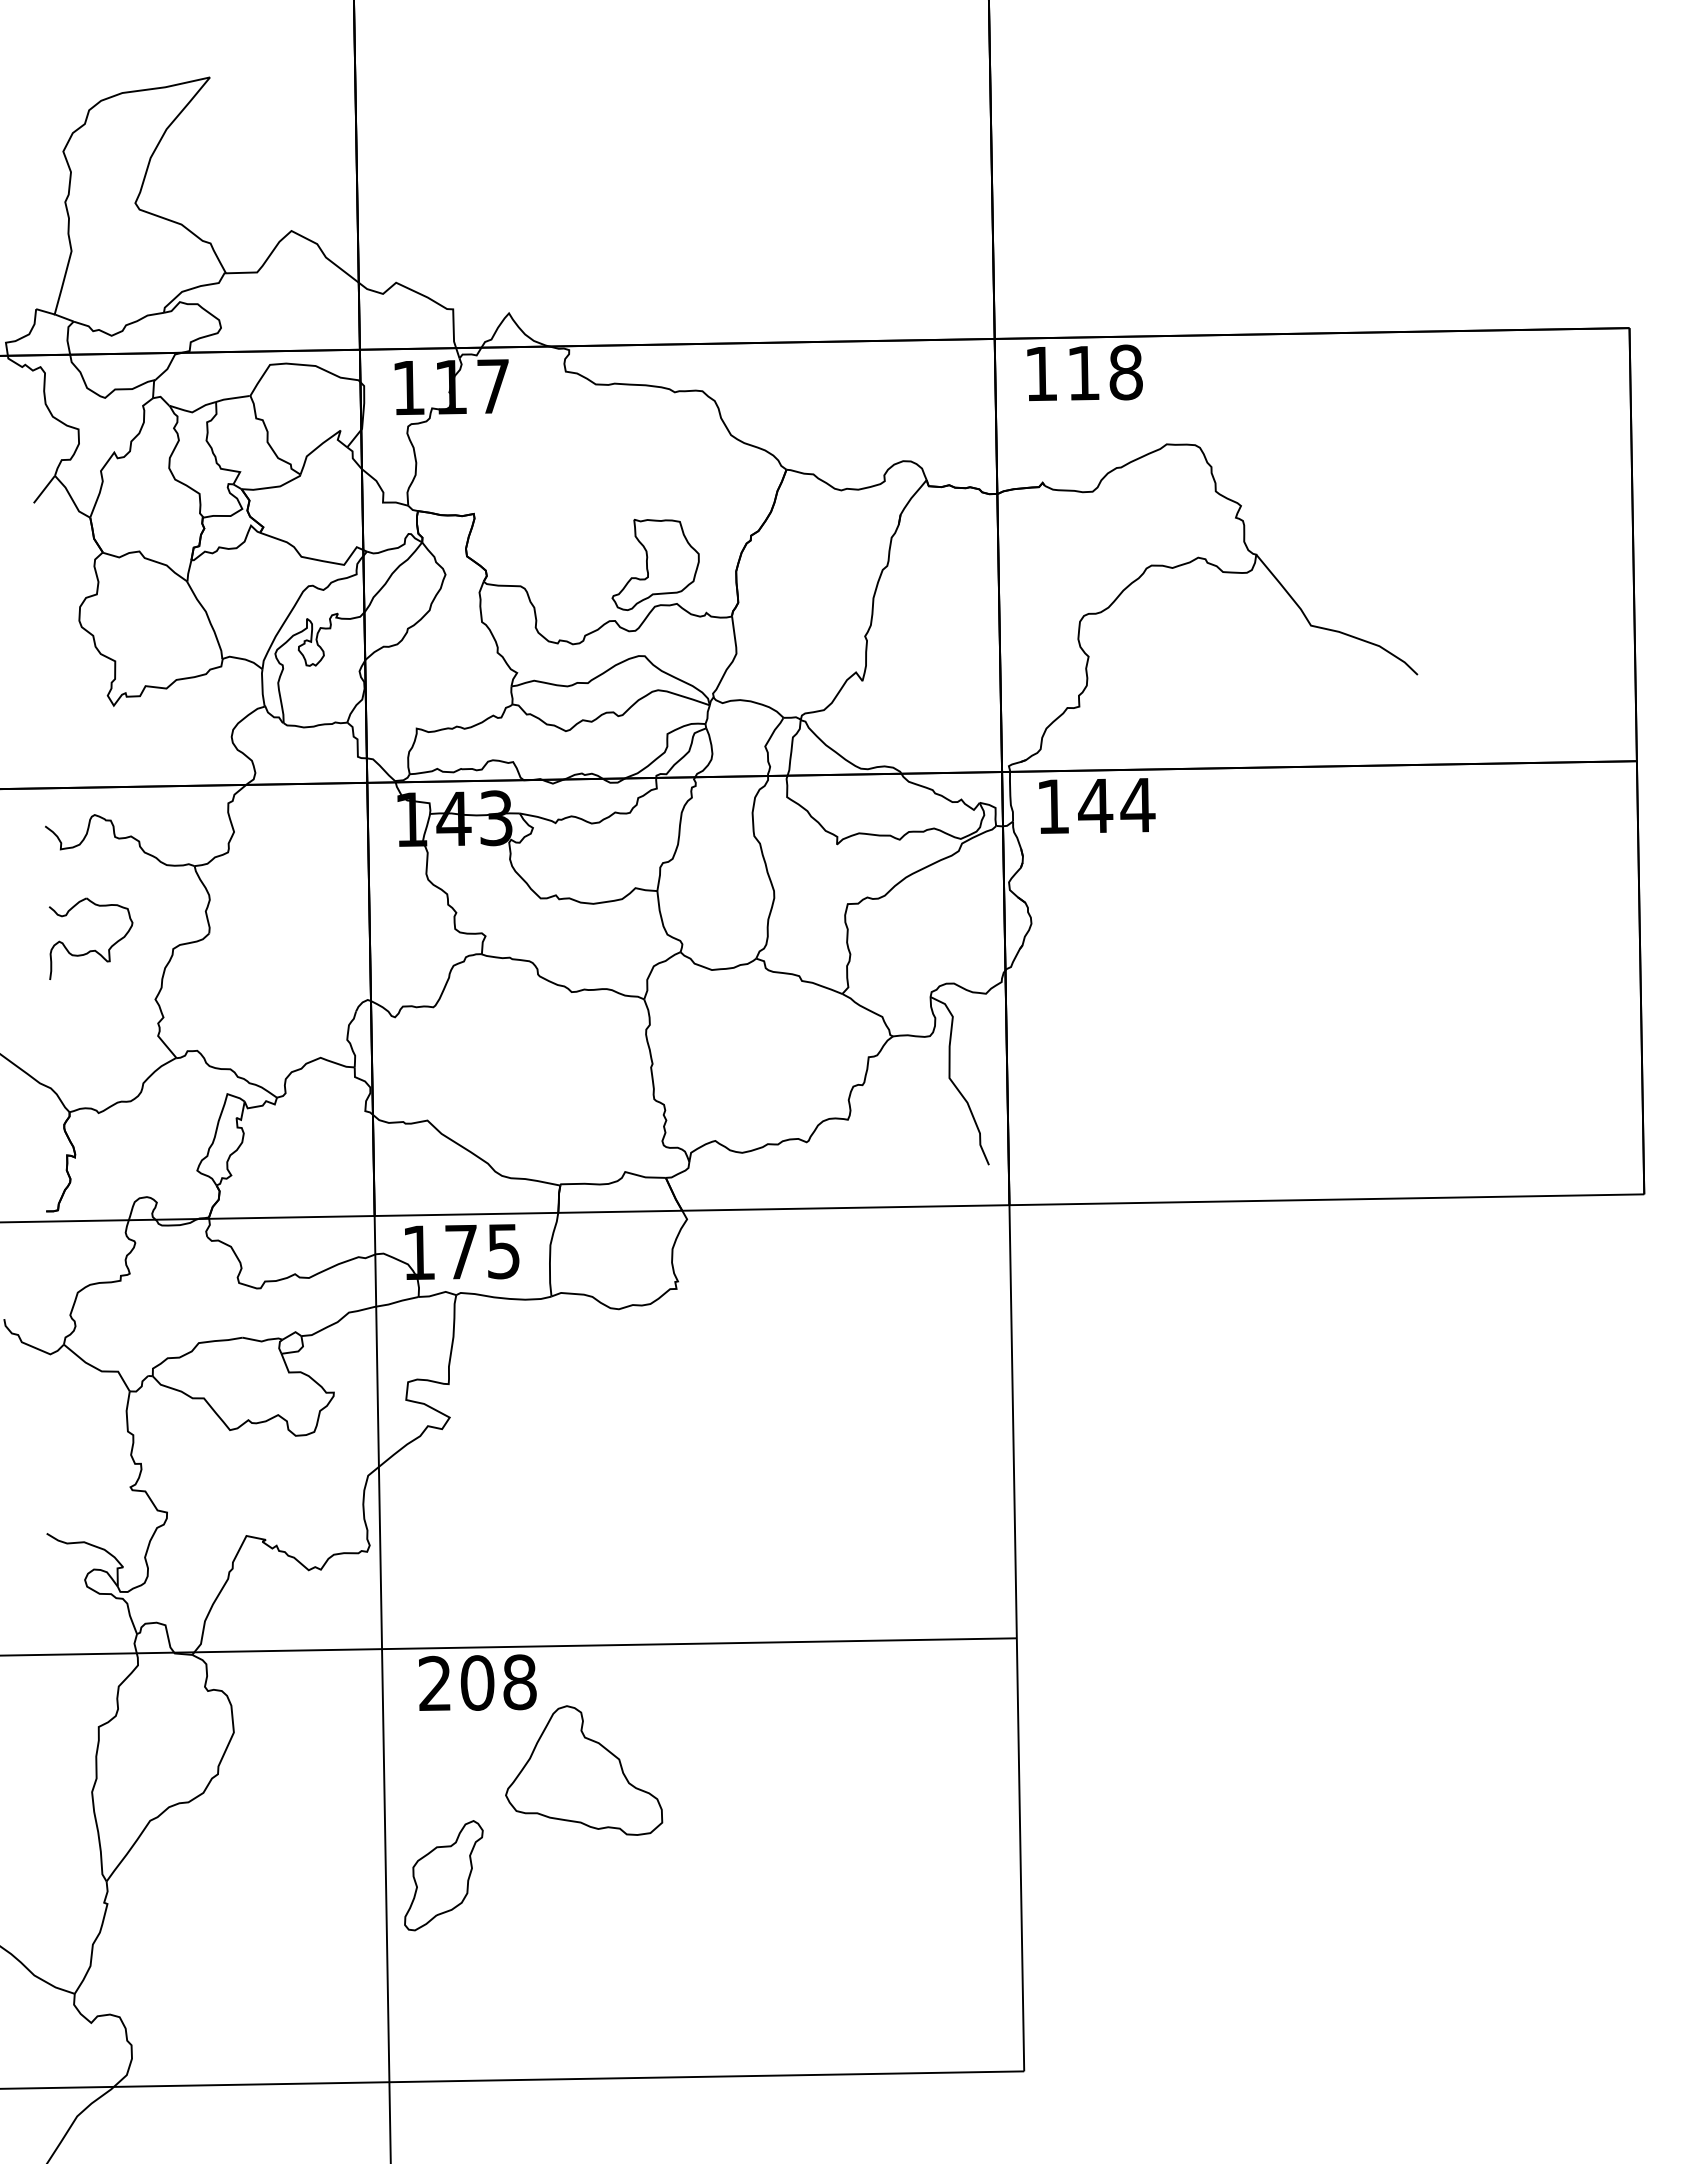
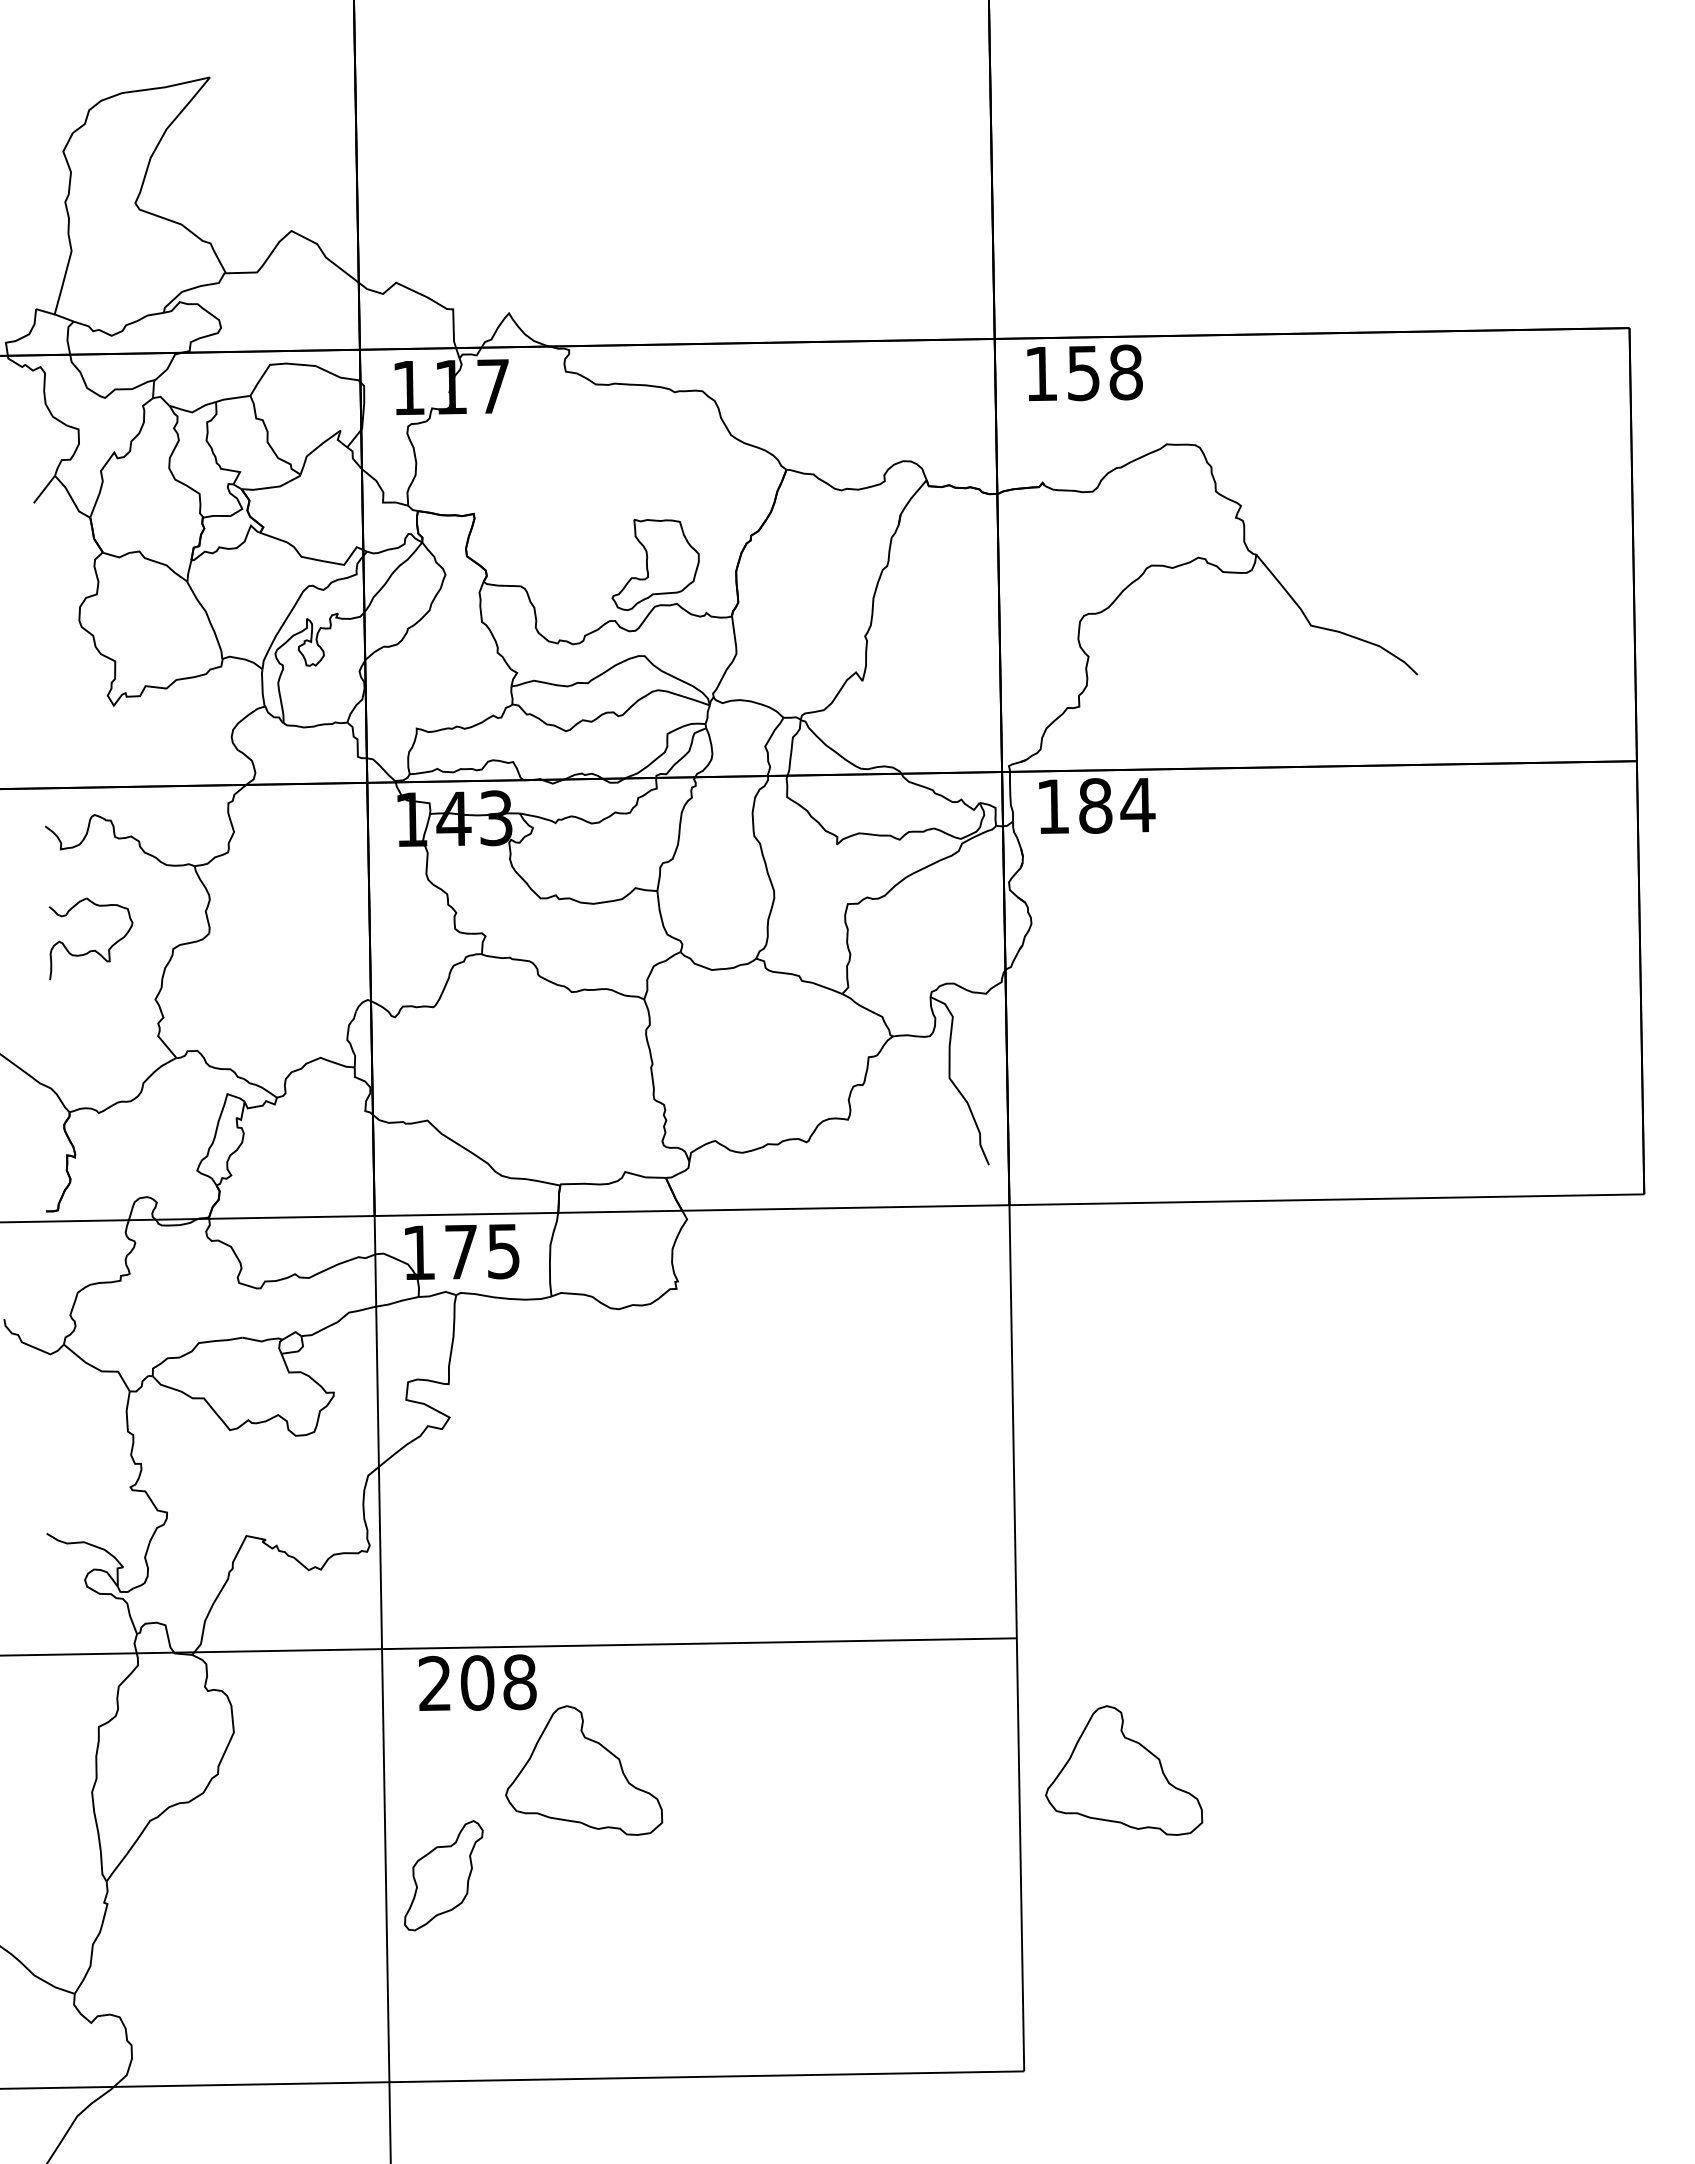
text: 118 -> 158 (1083, 373)
text: 144 -> 184 (1095, 805)
part: none -> present (1124, 1770)
